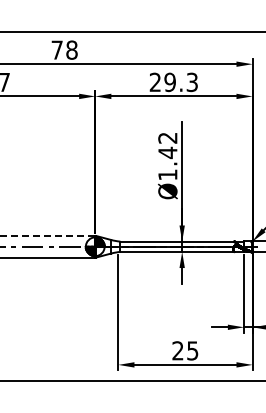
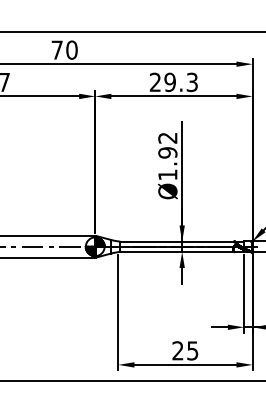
text: 78 -> 70 (71, 49)
text: Ø1.42 -> Ø1.92 (167, 152)
line: dashed -> solid (47, 236)
